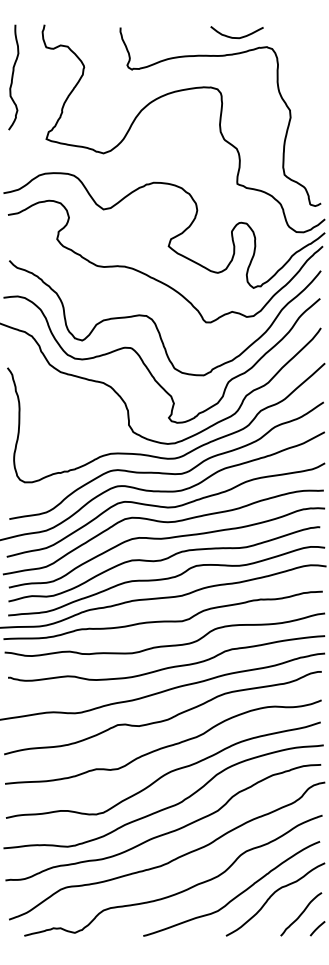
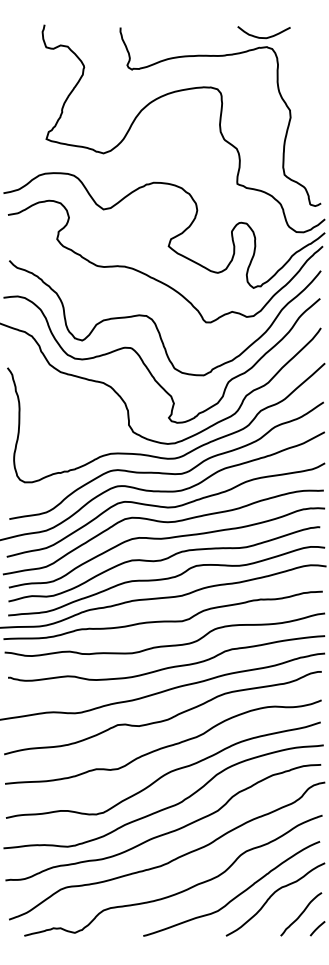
curve position: (236, 37) -> (263, 37) (263, 37)
curve: present -> none (13, 77)
